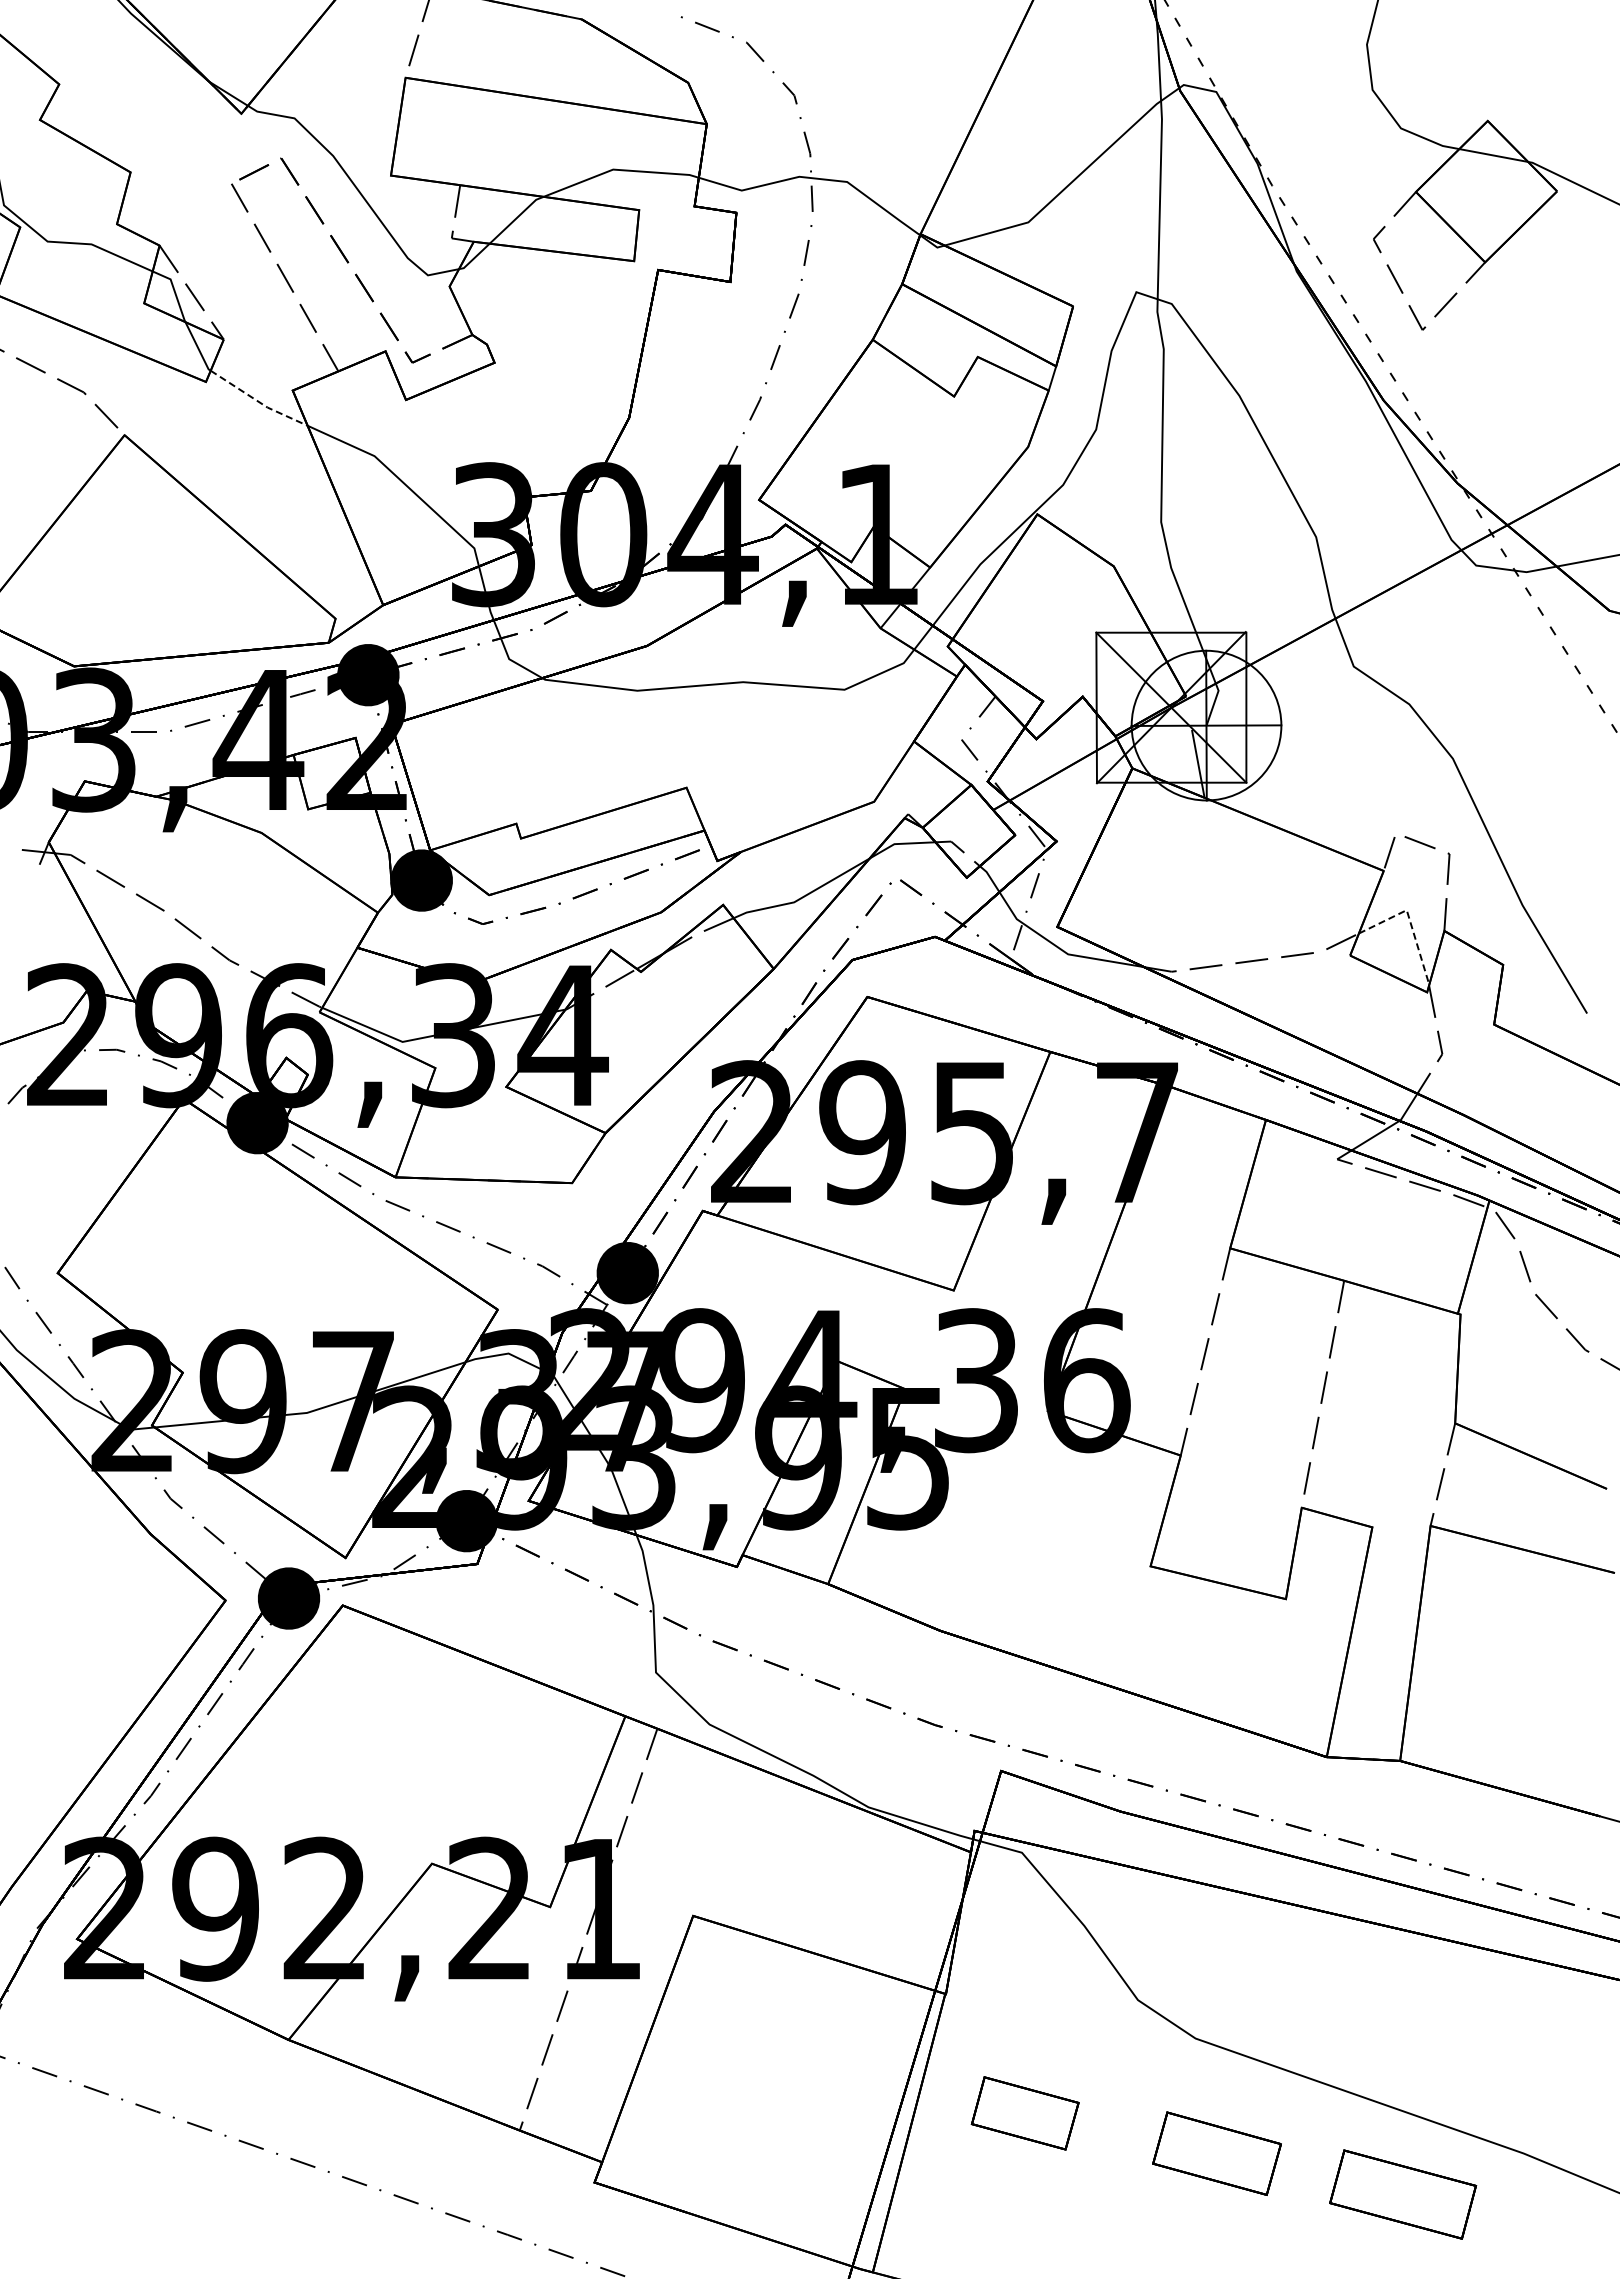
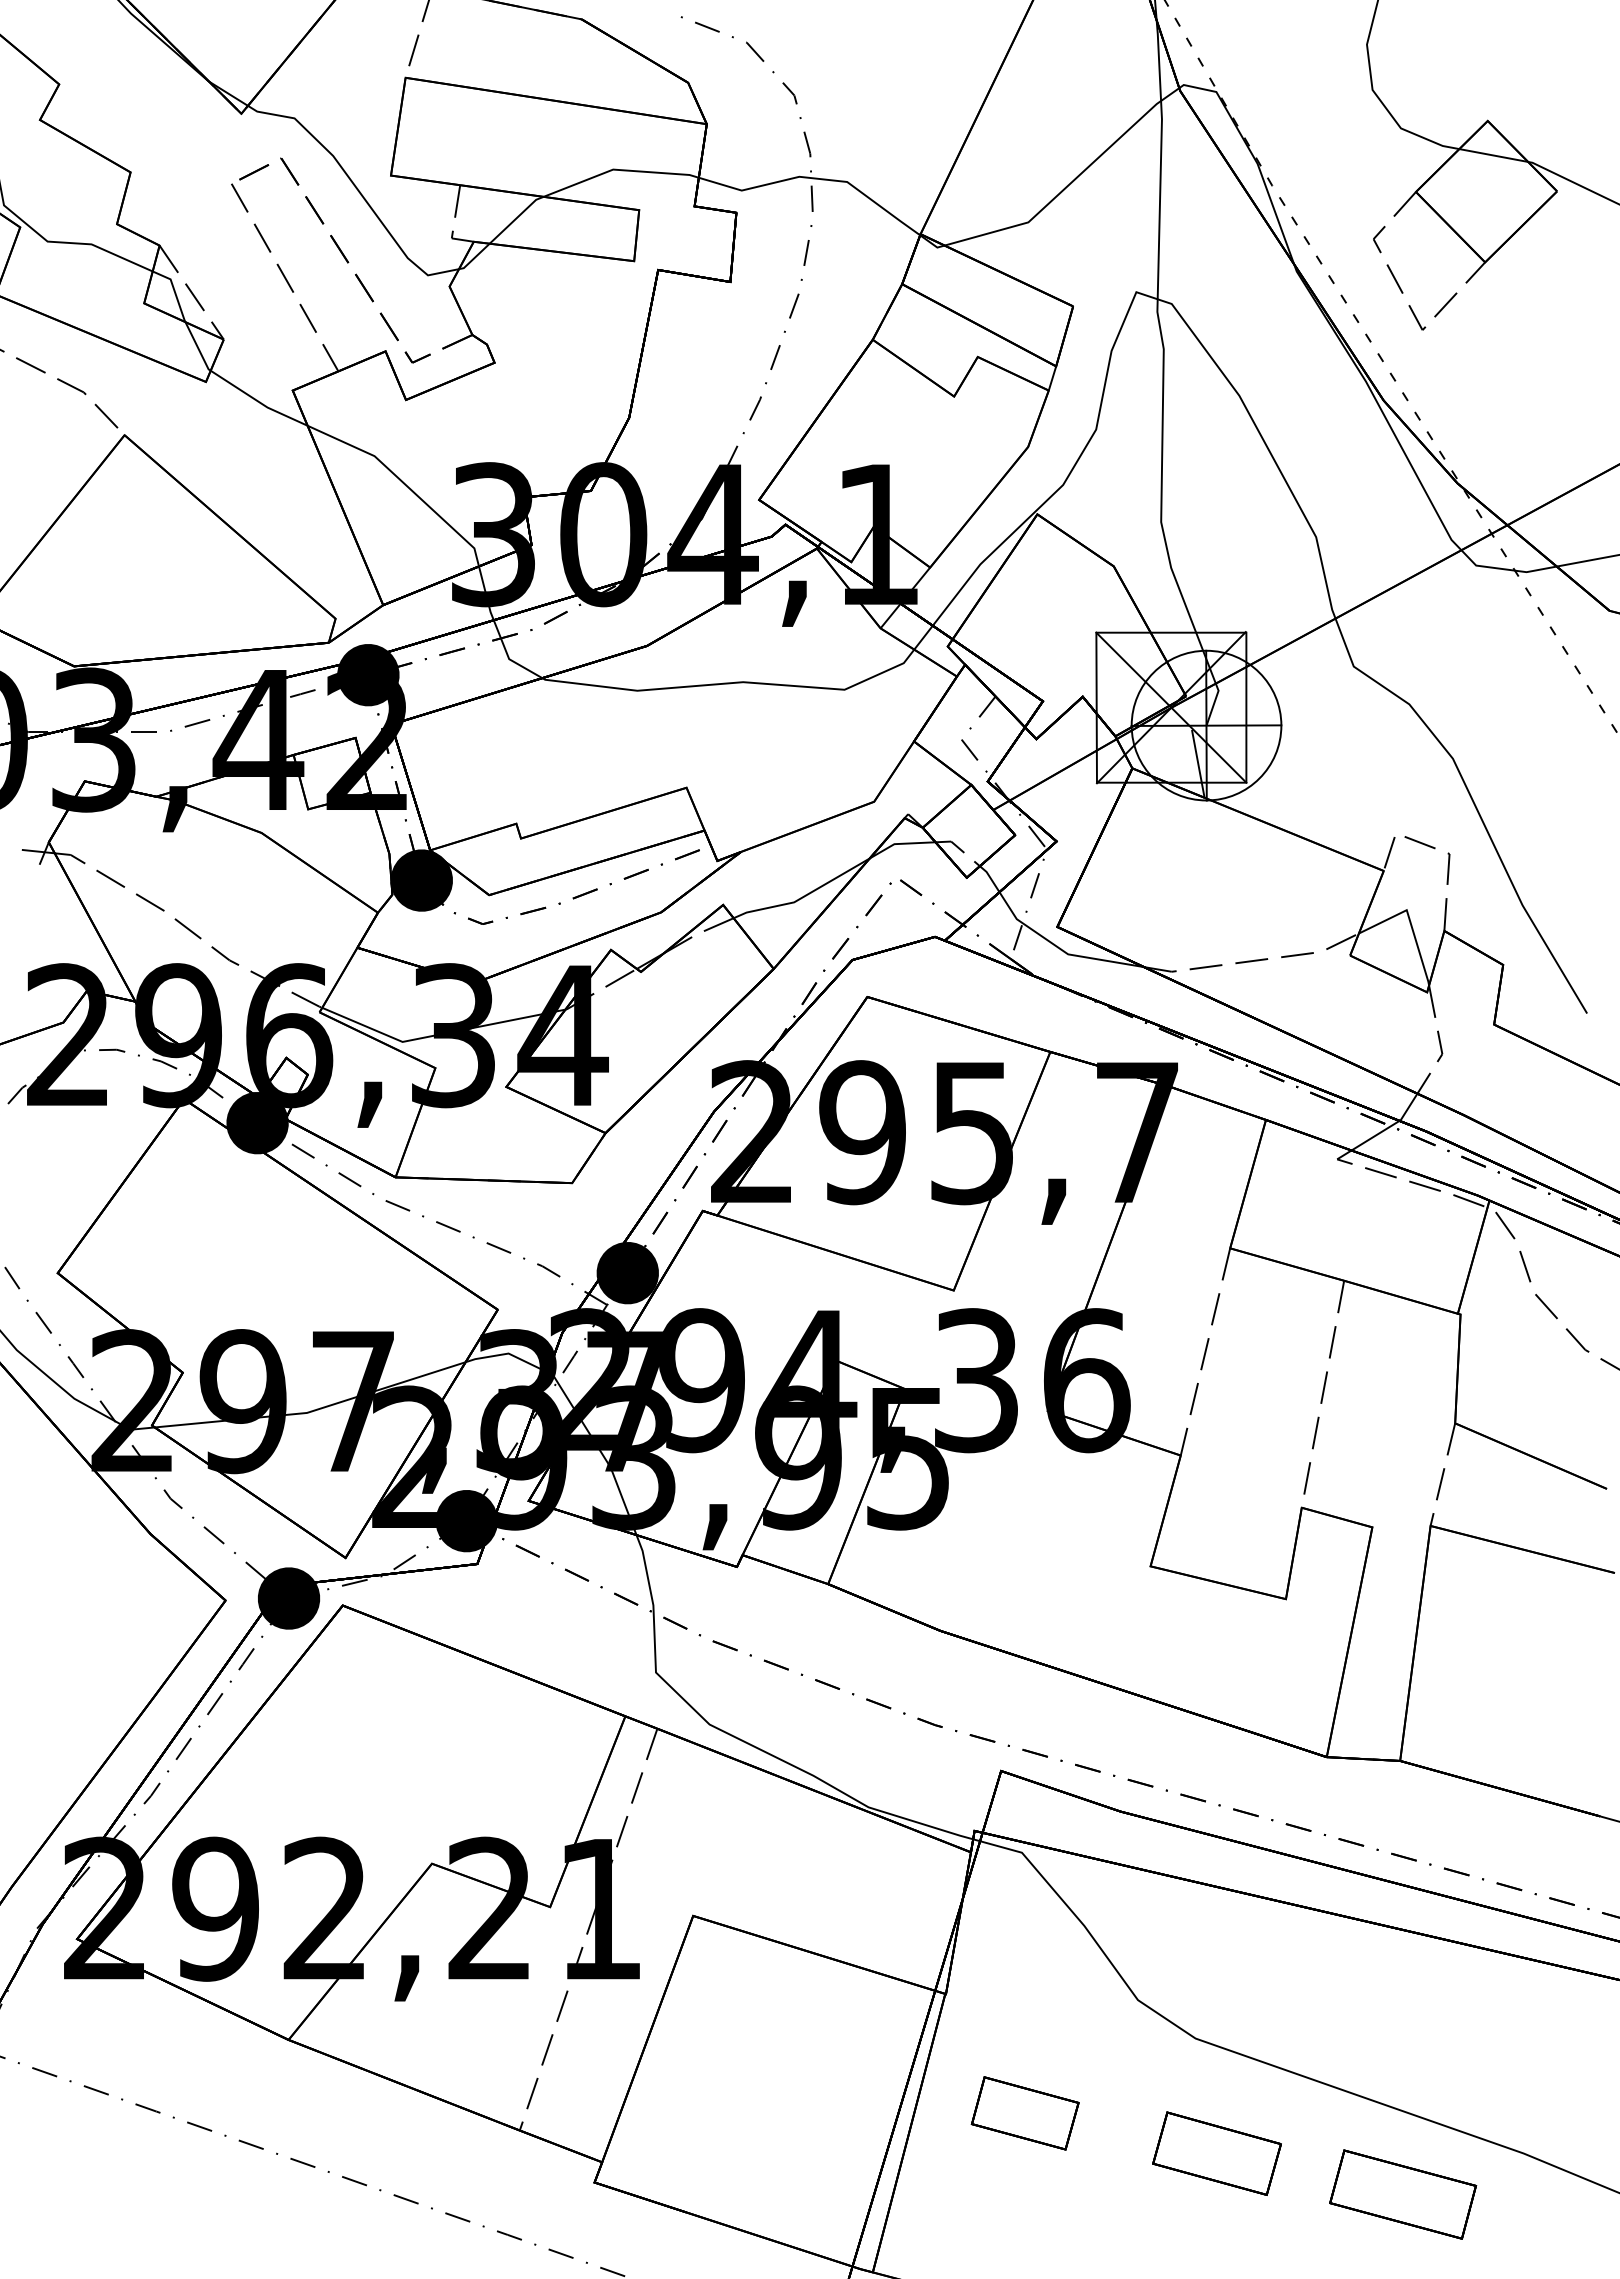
line: dashed -> solid (258, 401)
line: dashed -> solid (1410, 922)
